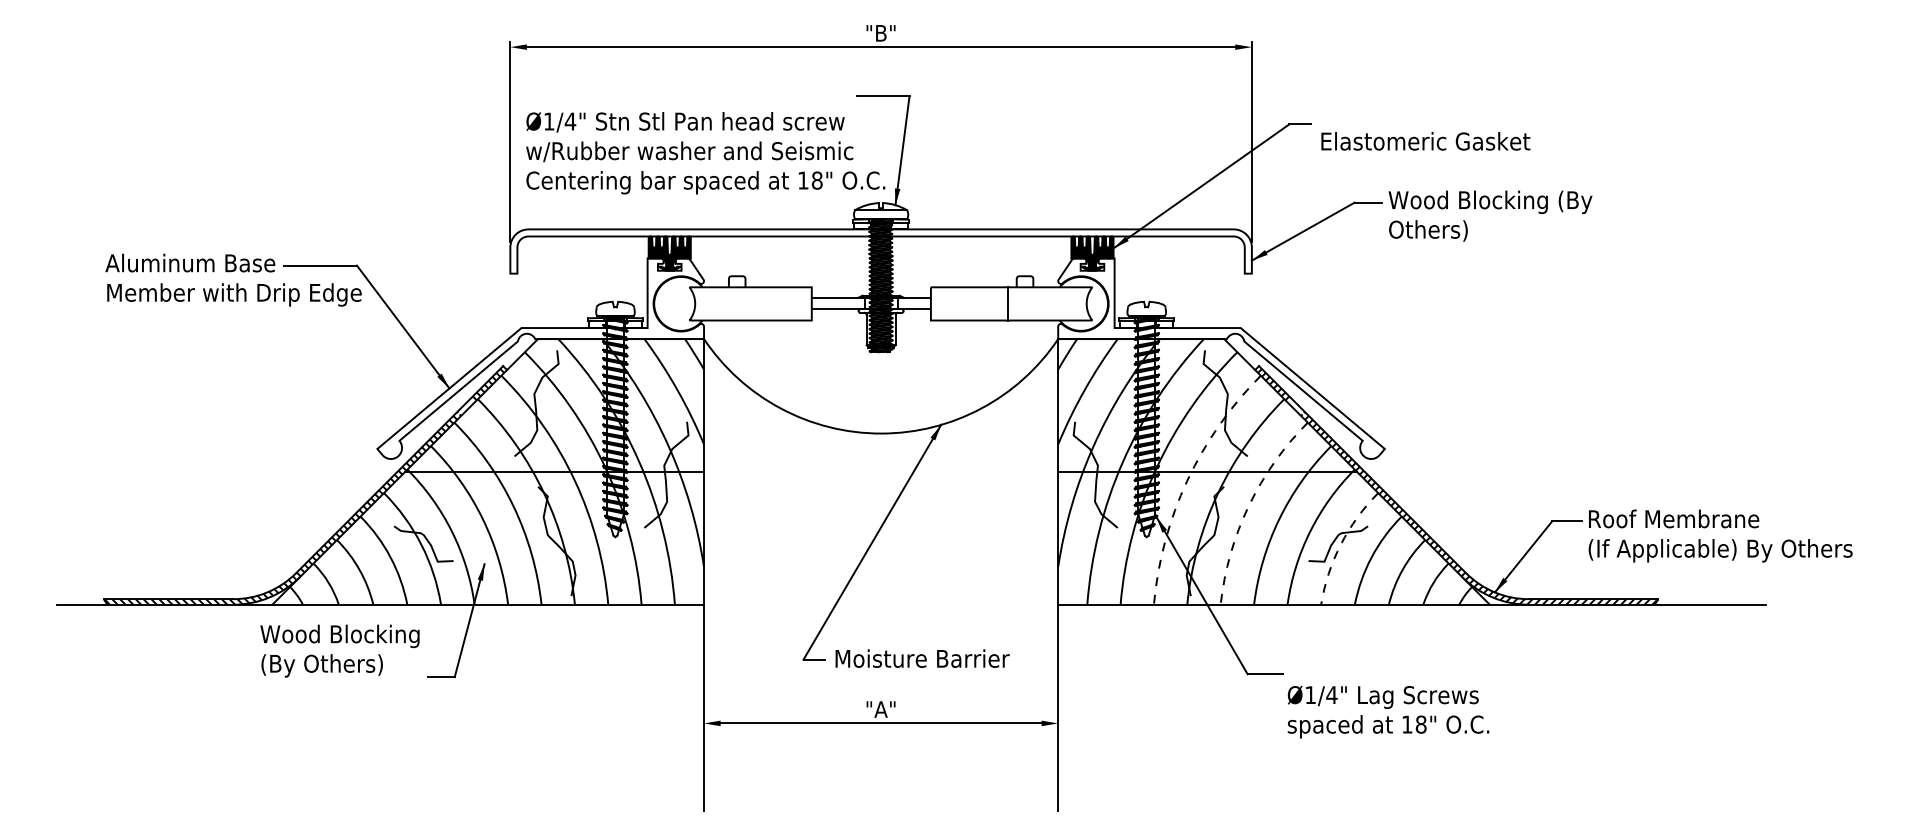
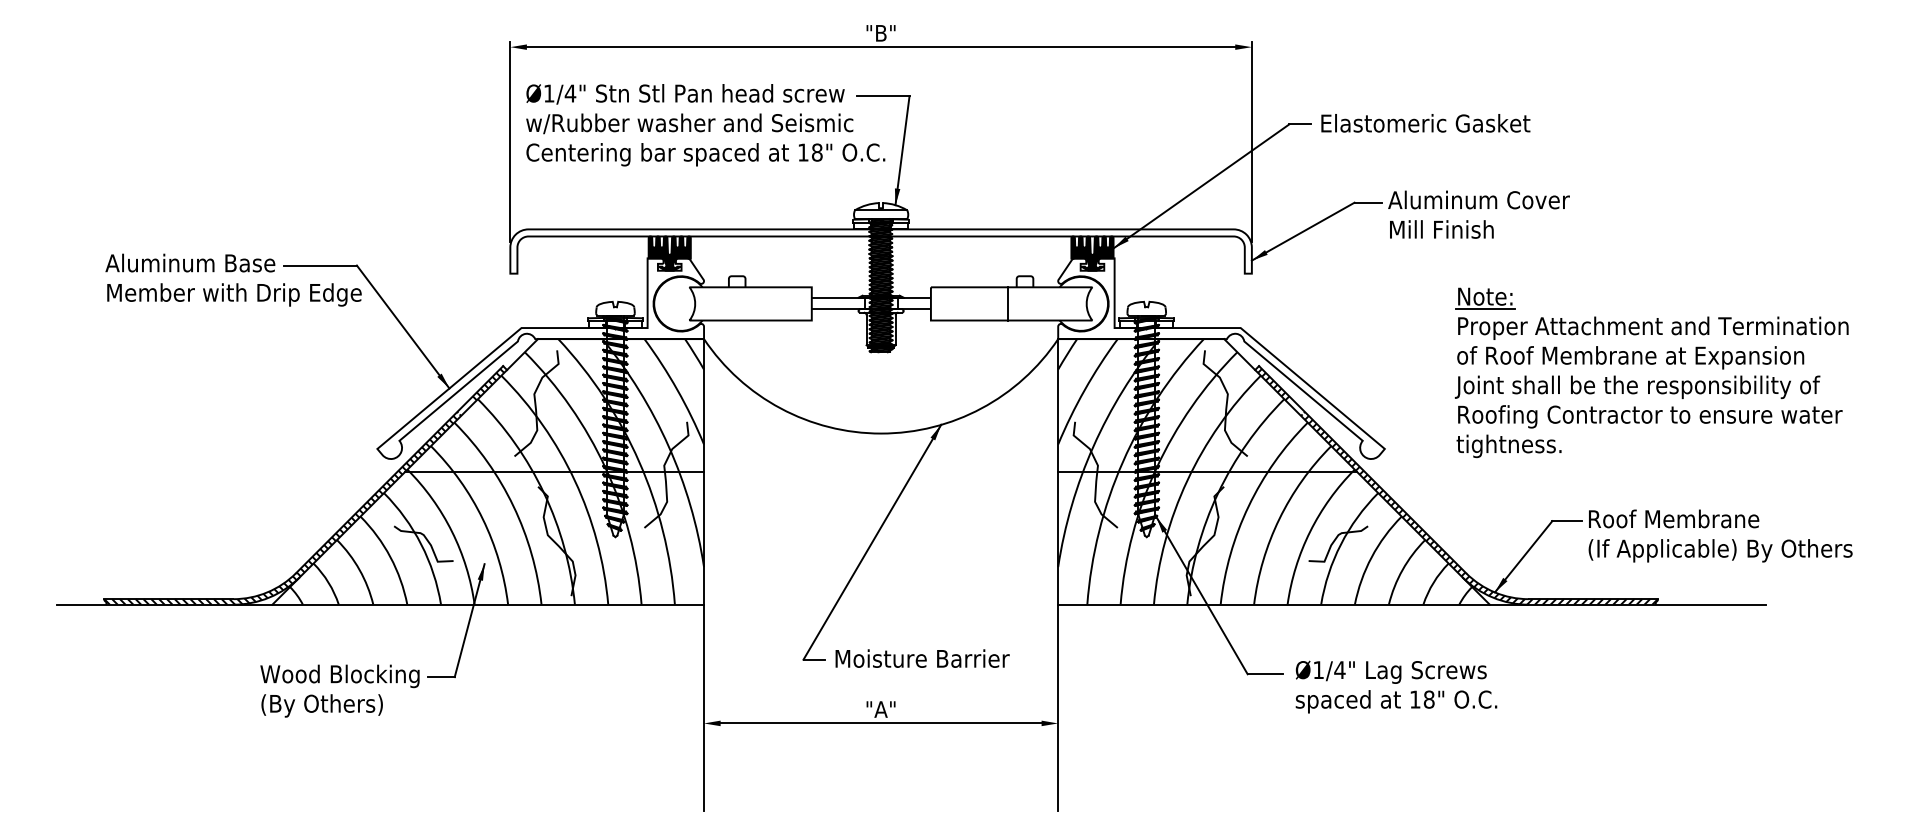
text position: (1425, 141) -> (1425, 123) (1425, 123)
text position: (705, 153) -> (705, 125) (705, 125)
text: Wood Blocking (By Others) -> Aluminum Cover Mill Finish (1490, 215)
part: none -> present (1651, 364)
arc: dashed -> solid (1187, 480)
arc: dashed -> solid (1248, 506)
arc: dashed -> solid (1340, 544)
text position: (339, 650) -> (339, 690) (339, 690)
text position: (1388, 711) -> (1396, 686) (1396, 686)
